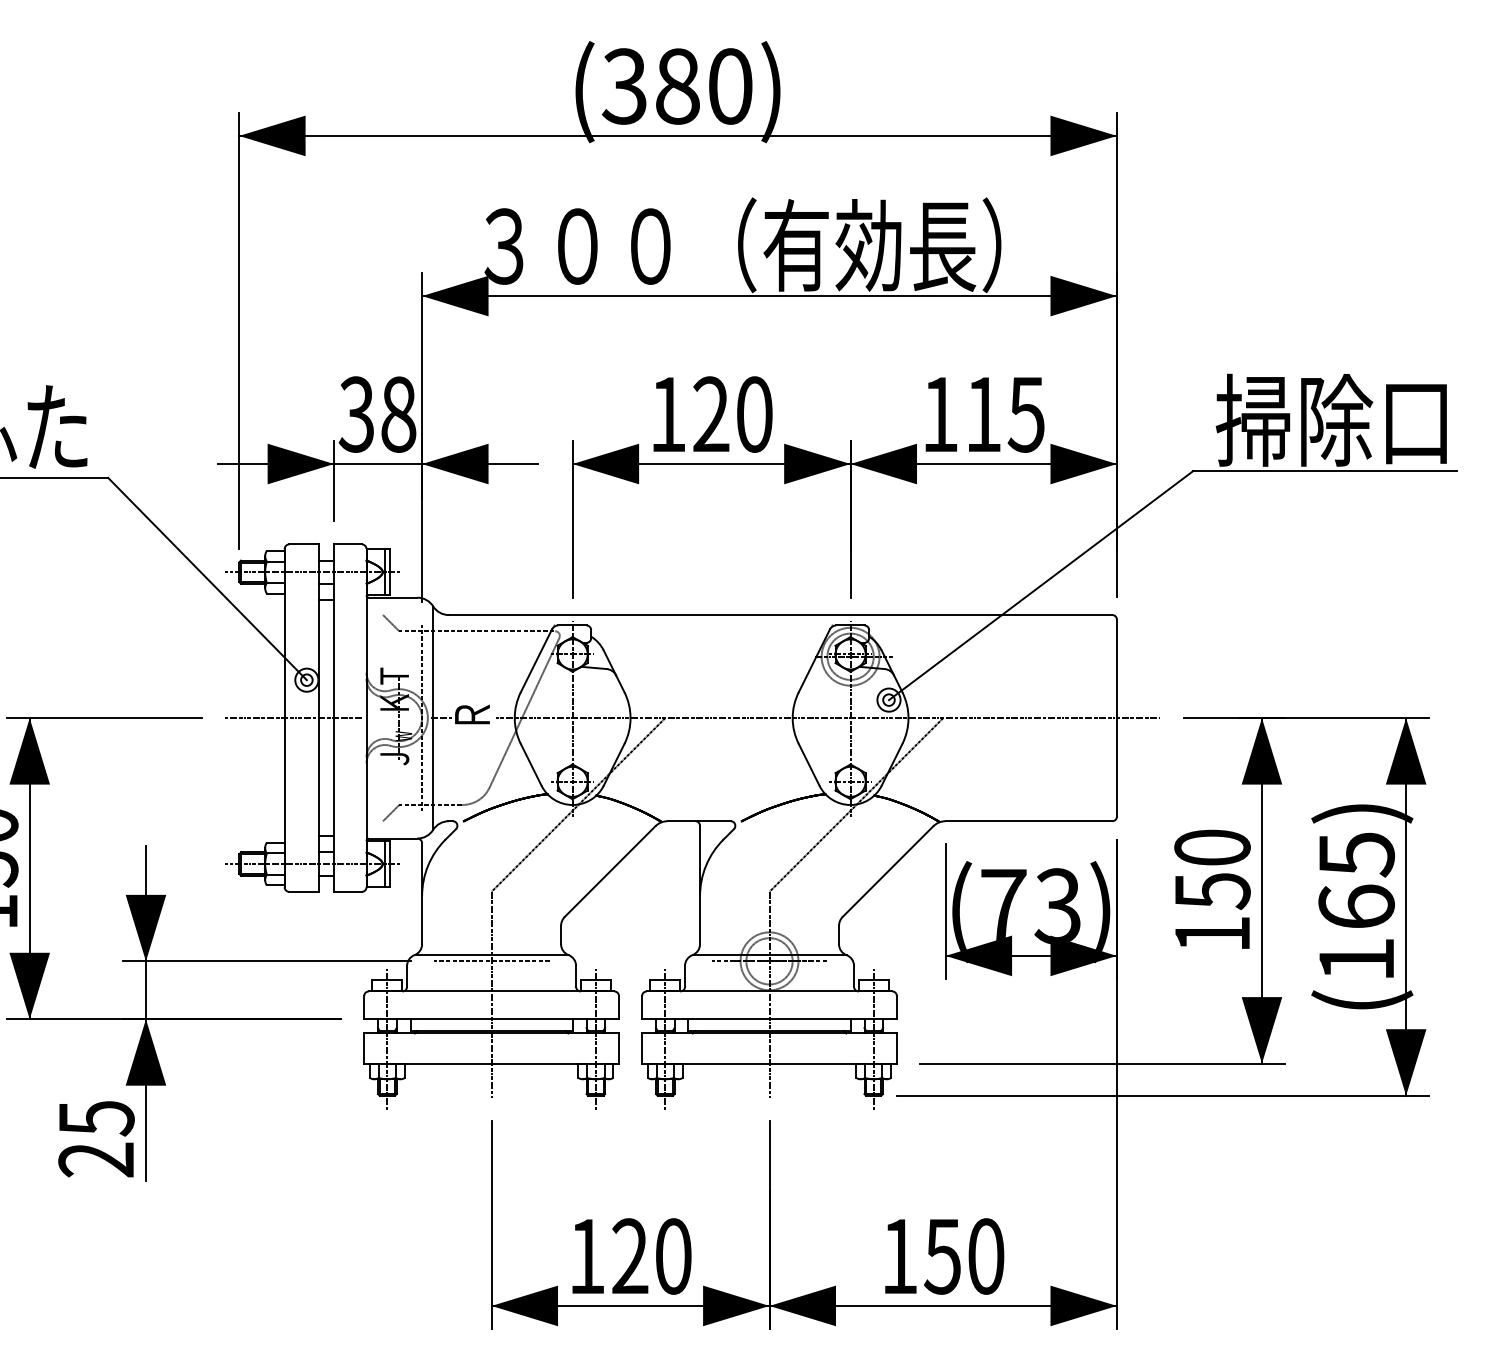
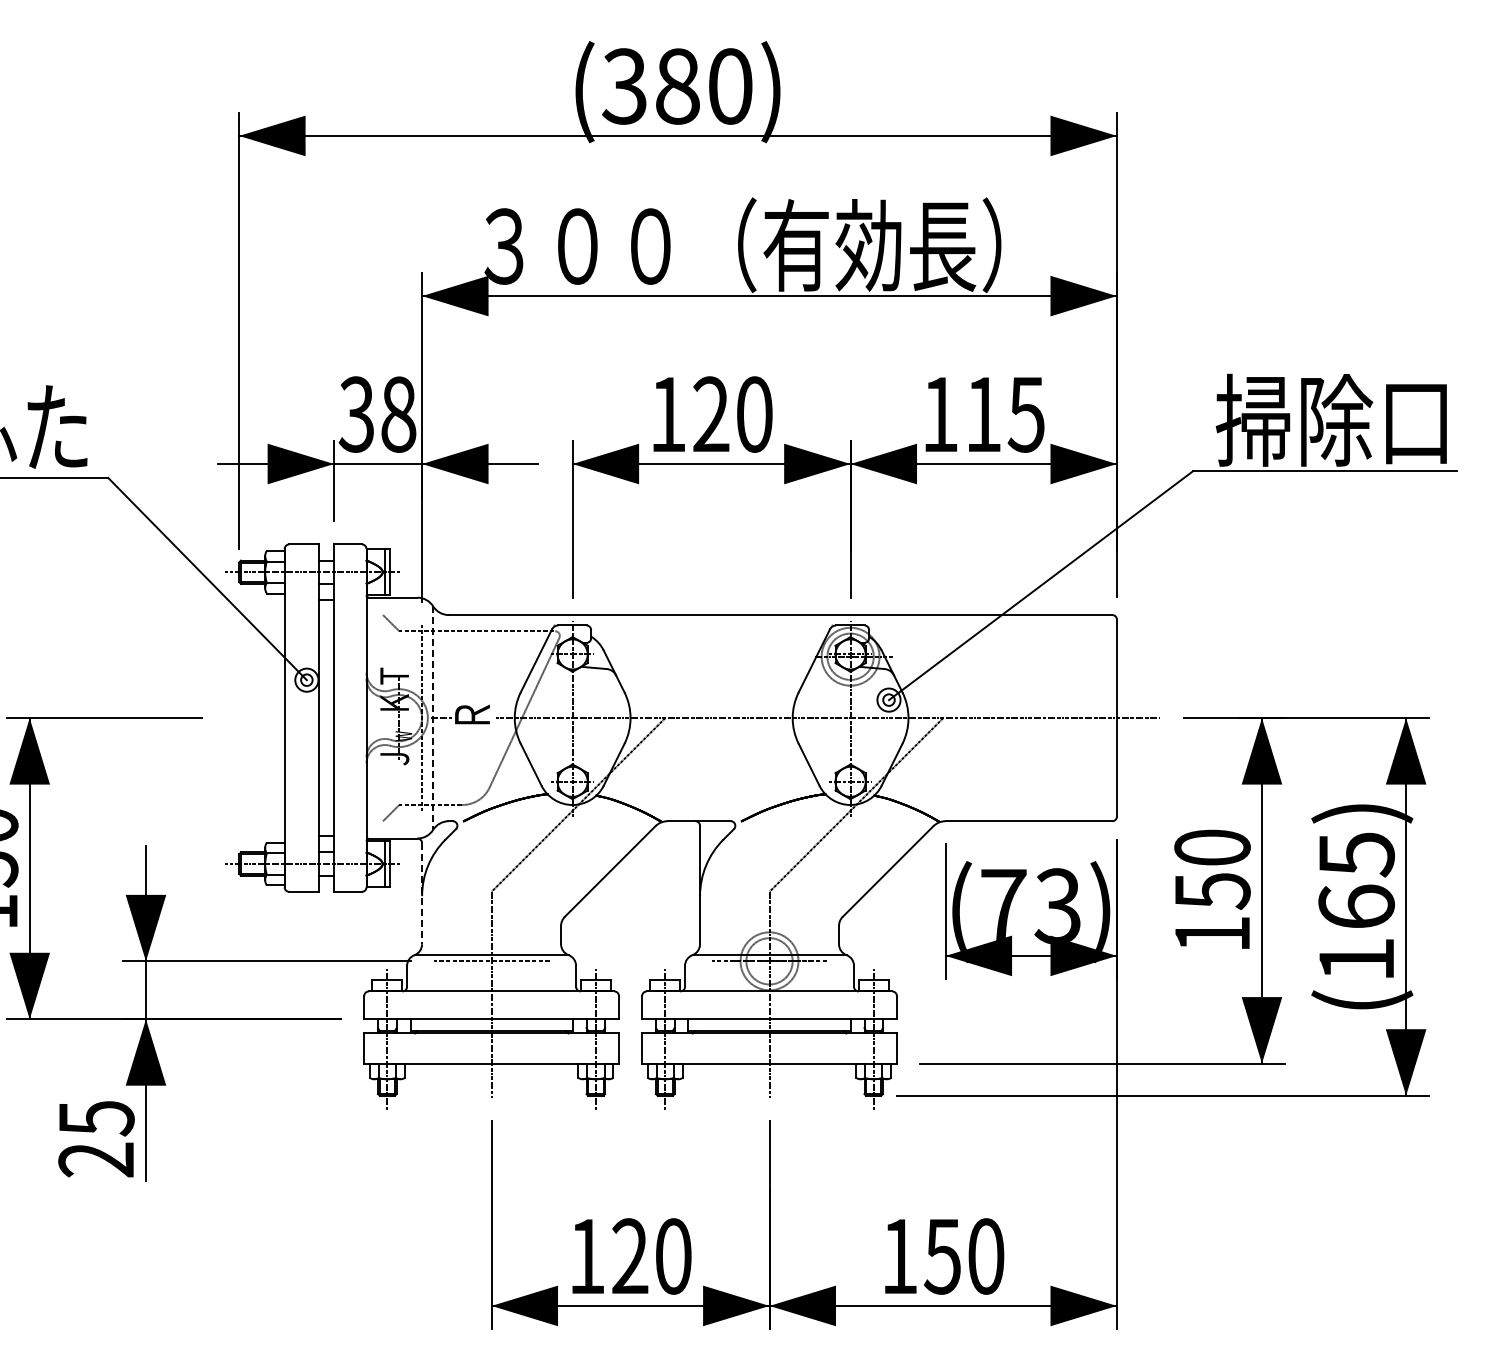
line: present -> none (294, 718)
line: solid -> dashed (433, 718)
line: solid -> dashed (422, 893)
